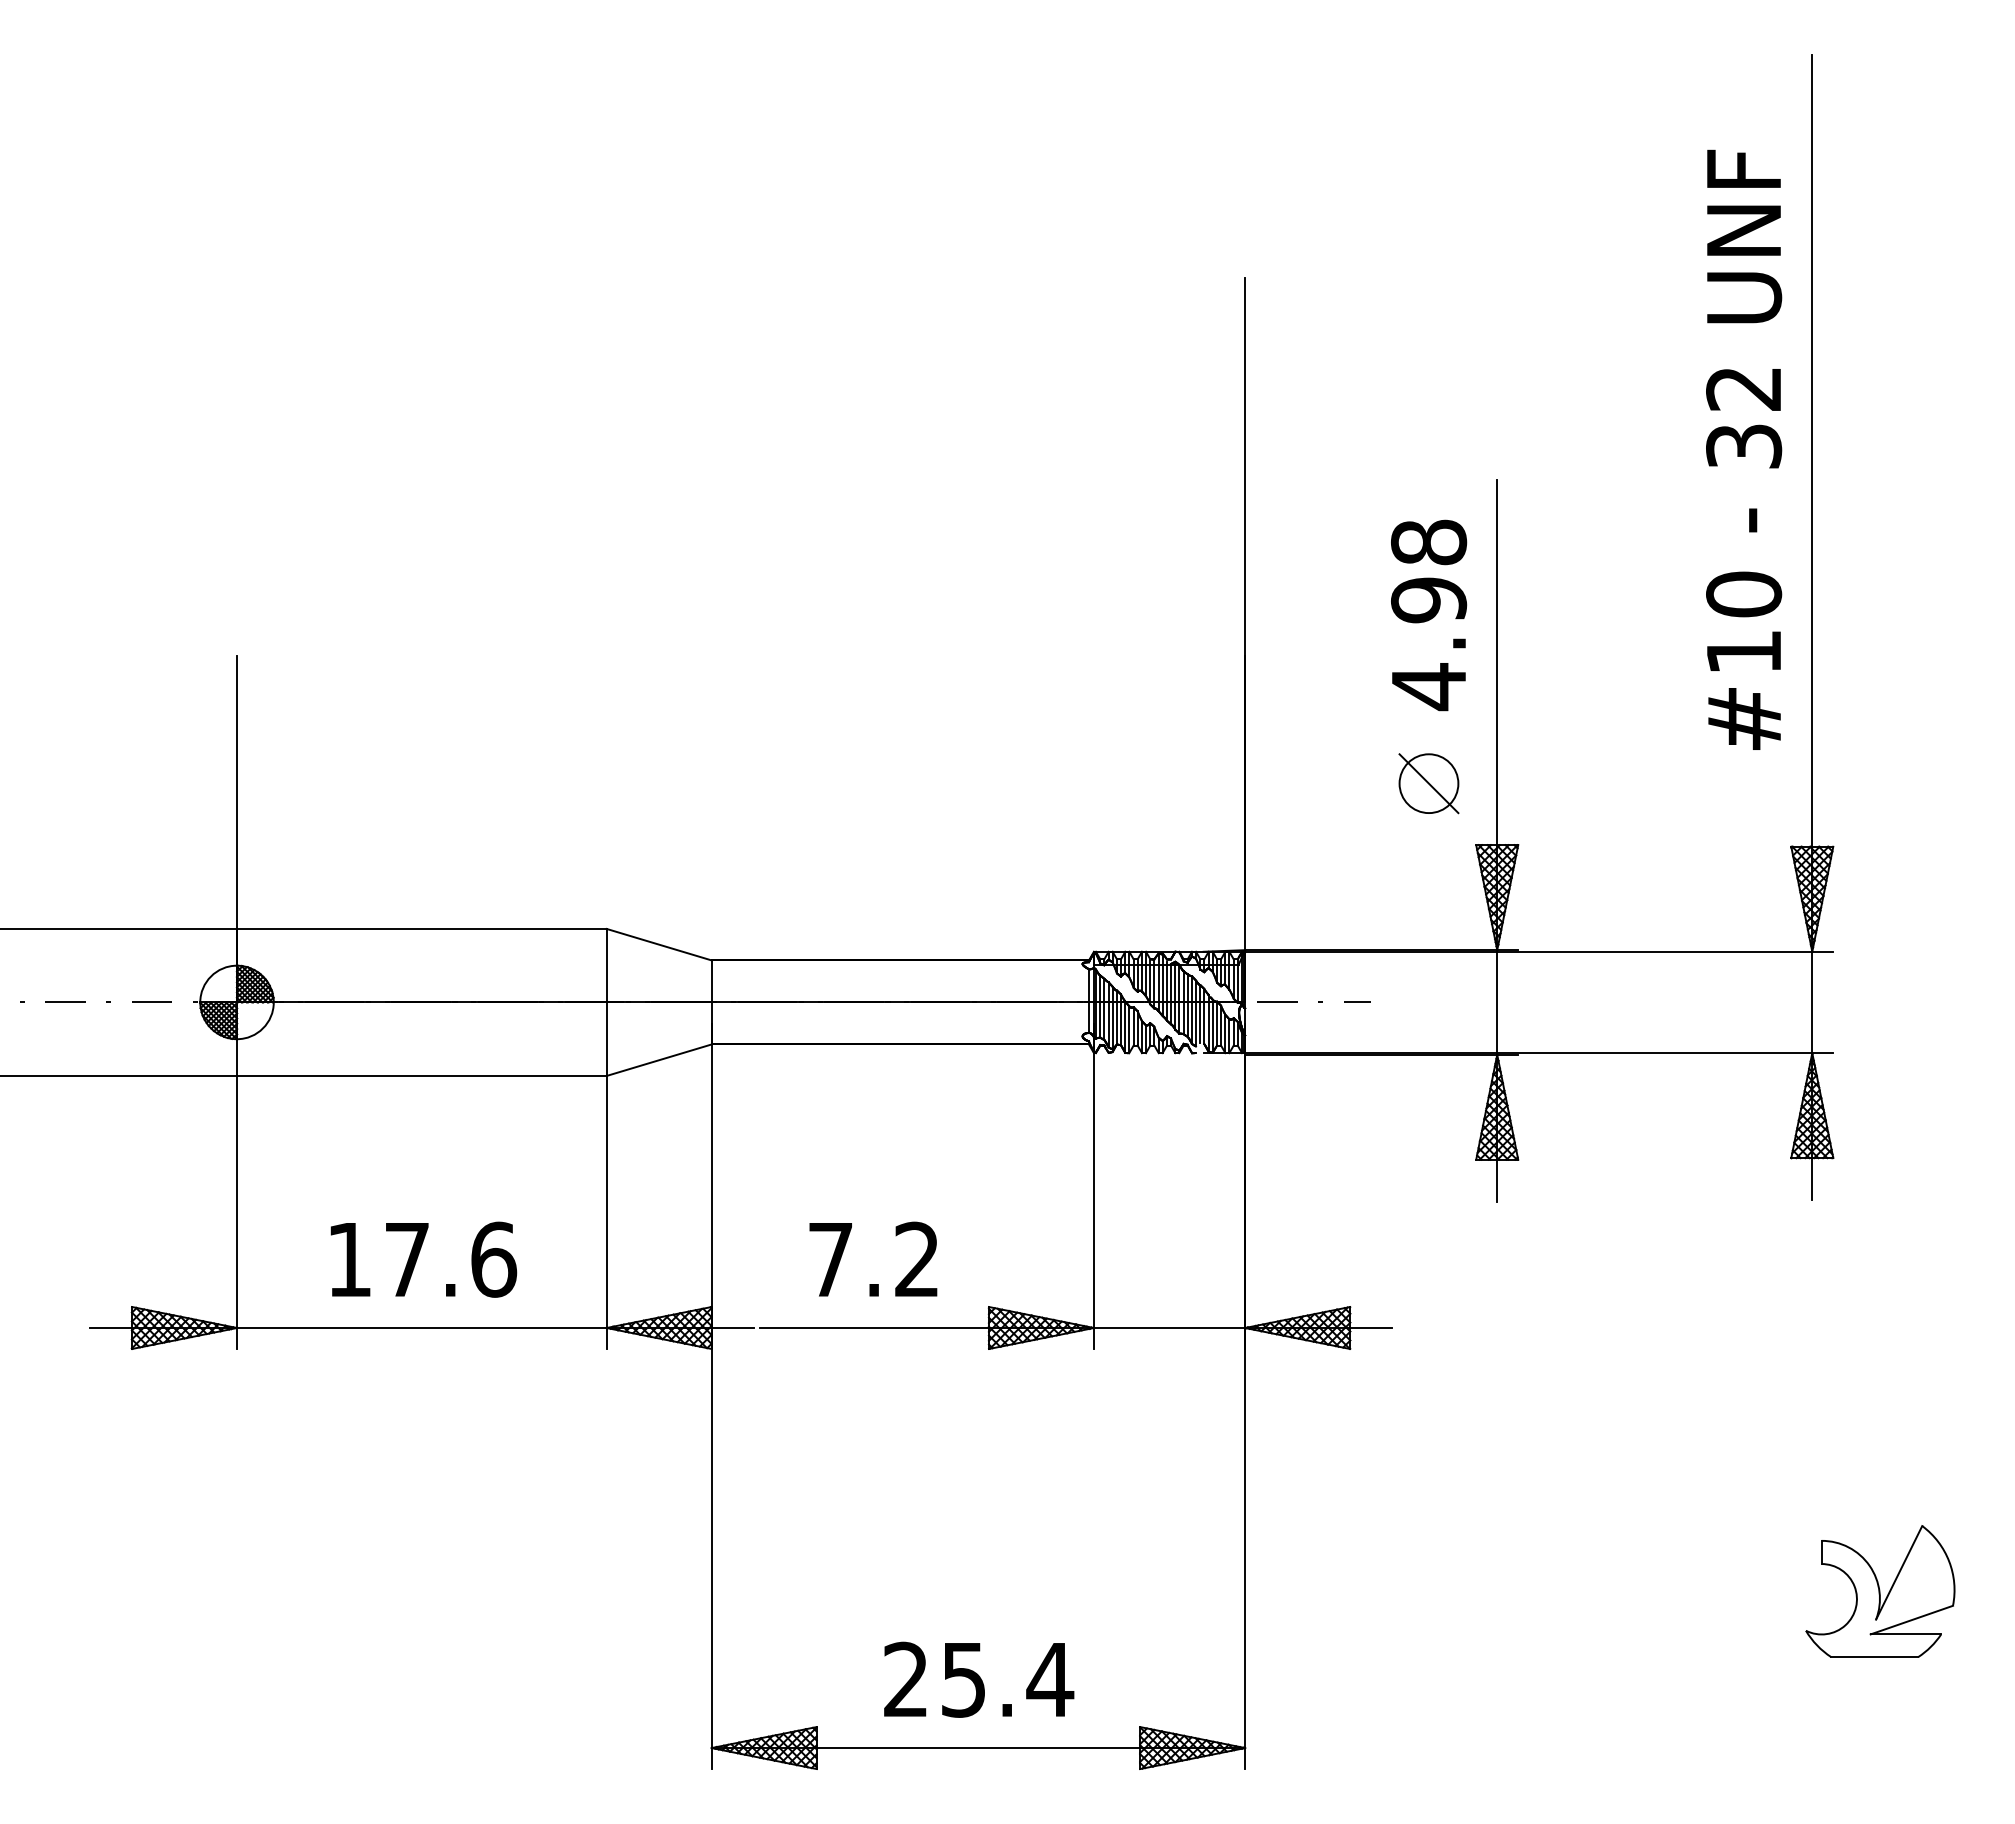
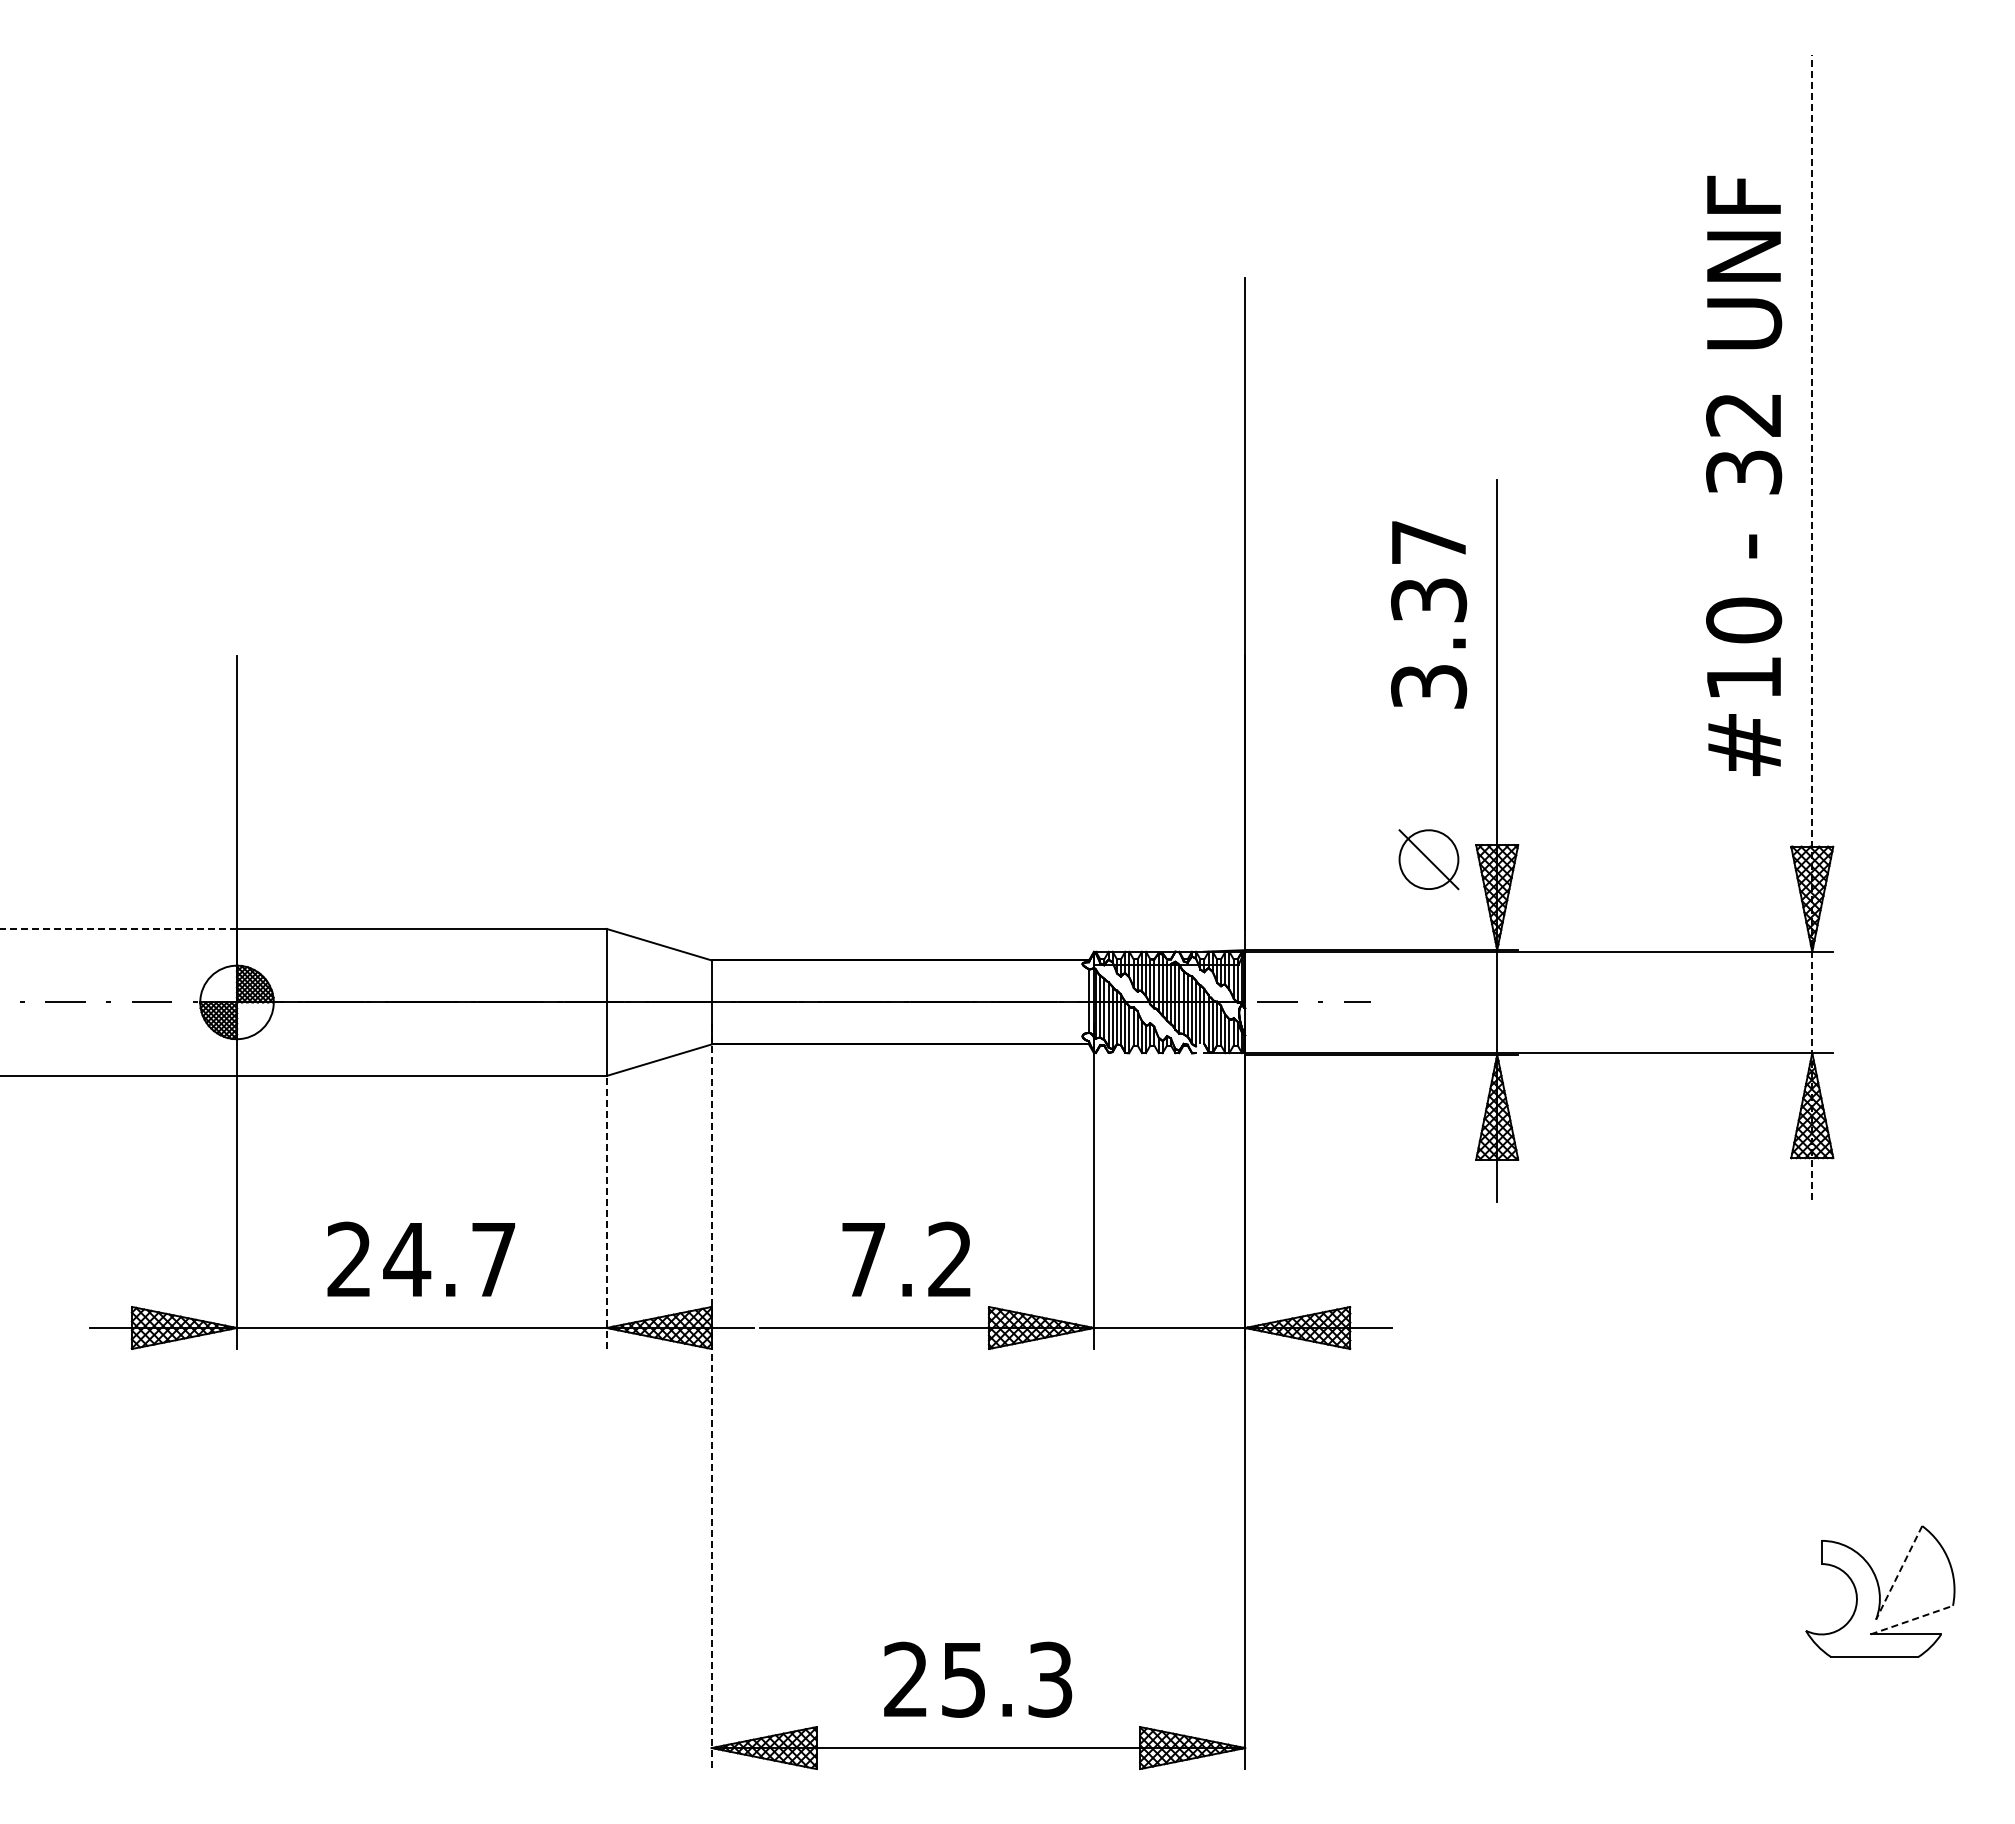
text position: (1744, 449) -> (1744, 475) (1744, 475)
text: 4.98 -> 3.37 (1429, 615)
line: solid -> dashed (1812, 627)
part position: (1428, 783) -> (1428, 859) (1428, 859)
line: solid -> dashed (118, 928)
line: solid -> dashed (606, 1212)
text position: (873, 1258) -> (906, 1258) (906, 1258)
text: 17.6 -> 24.7 (422, 1259)
line: solid -> dashed (711, 1396)
line: solid -> dashed (1898, 1573)
line: solid -> dashed (1911, 1620)
text: 25.4 -> 25.3 (1050, 1679)
